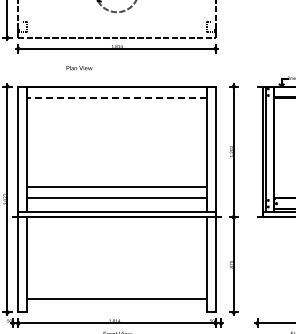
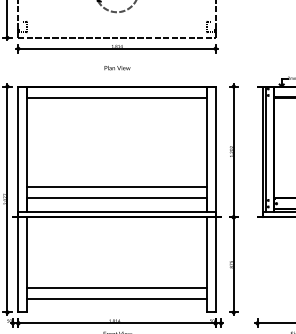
text position: (79, 68) -> (117, 68) (117, 68)
line: dashed -> solid (116, 97)
line: none -> present (116, 287)
